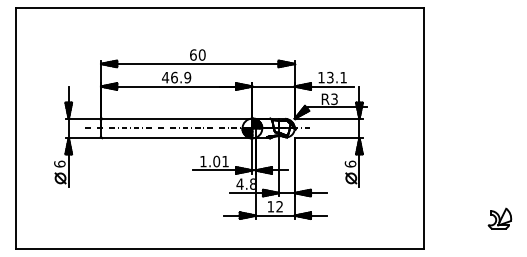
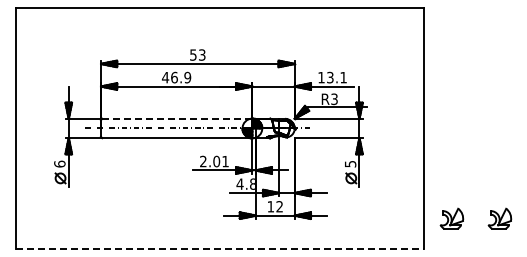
text: 60 -> 53 (197, 54)
line: solid -> dashed (176, 118)
text: 1.01 -> 2.01 (203, 161)
text: 6 -> 5 (350, 163)
part: none -> present (451, 218)
line: solid -> dashed (220, 249)
